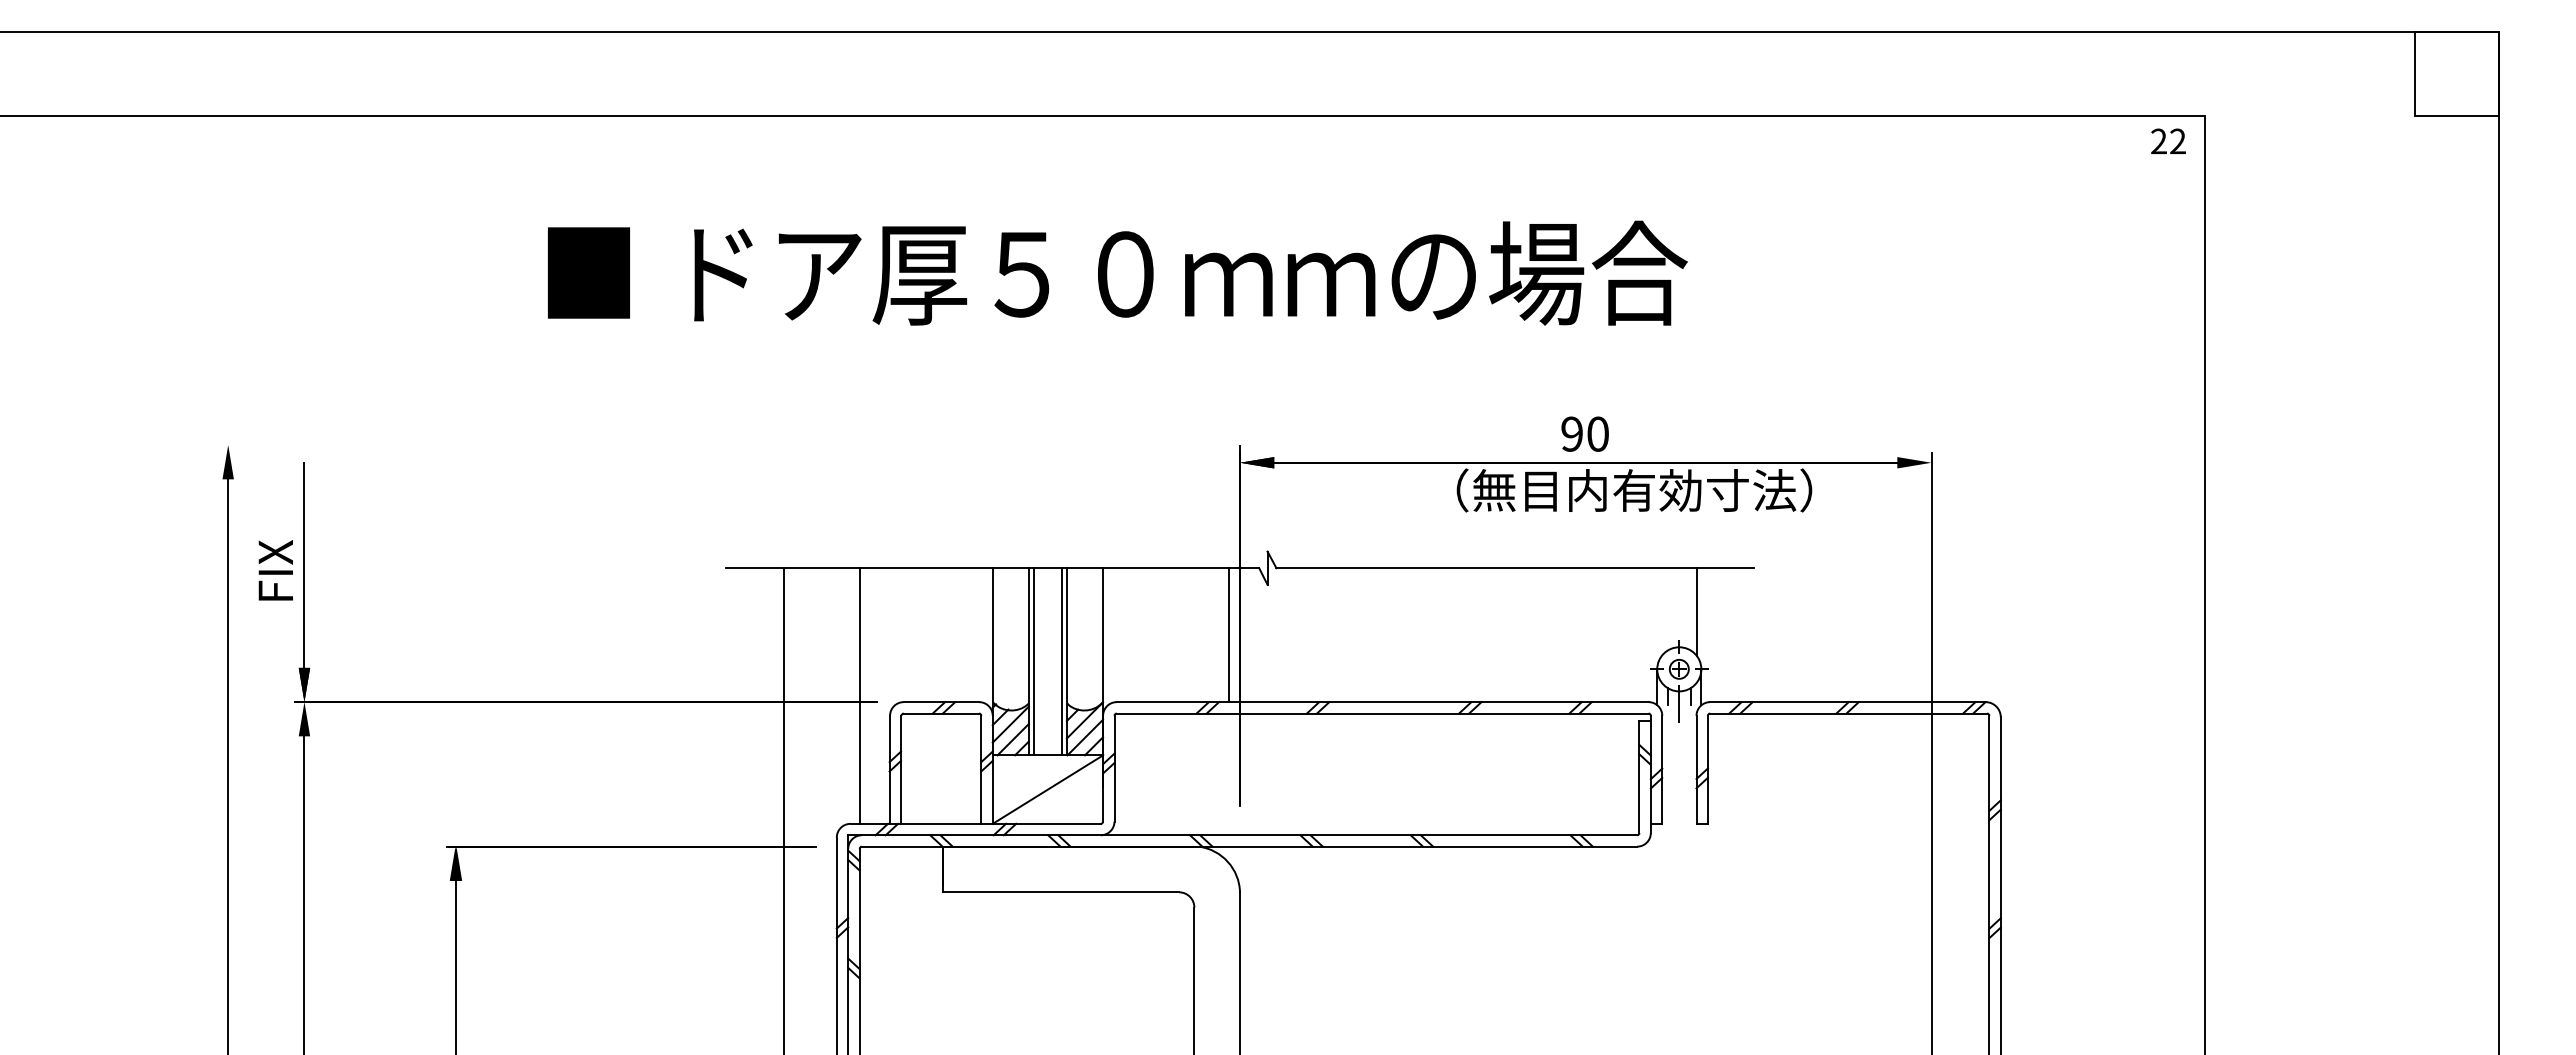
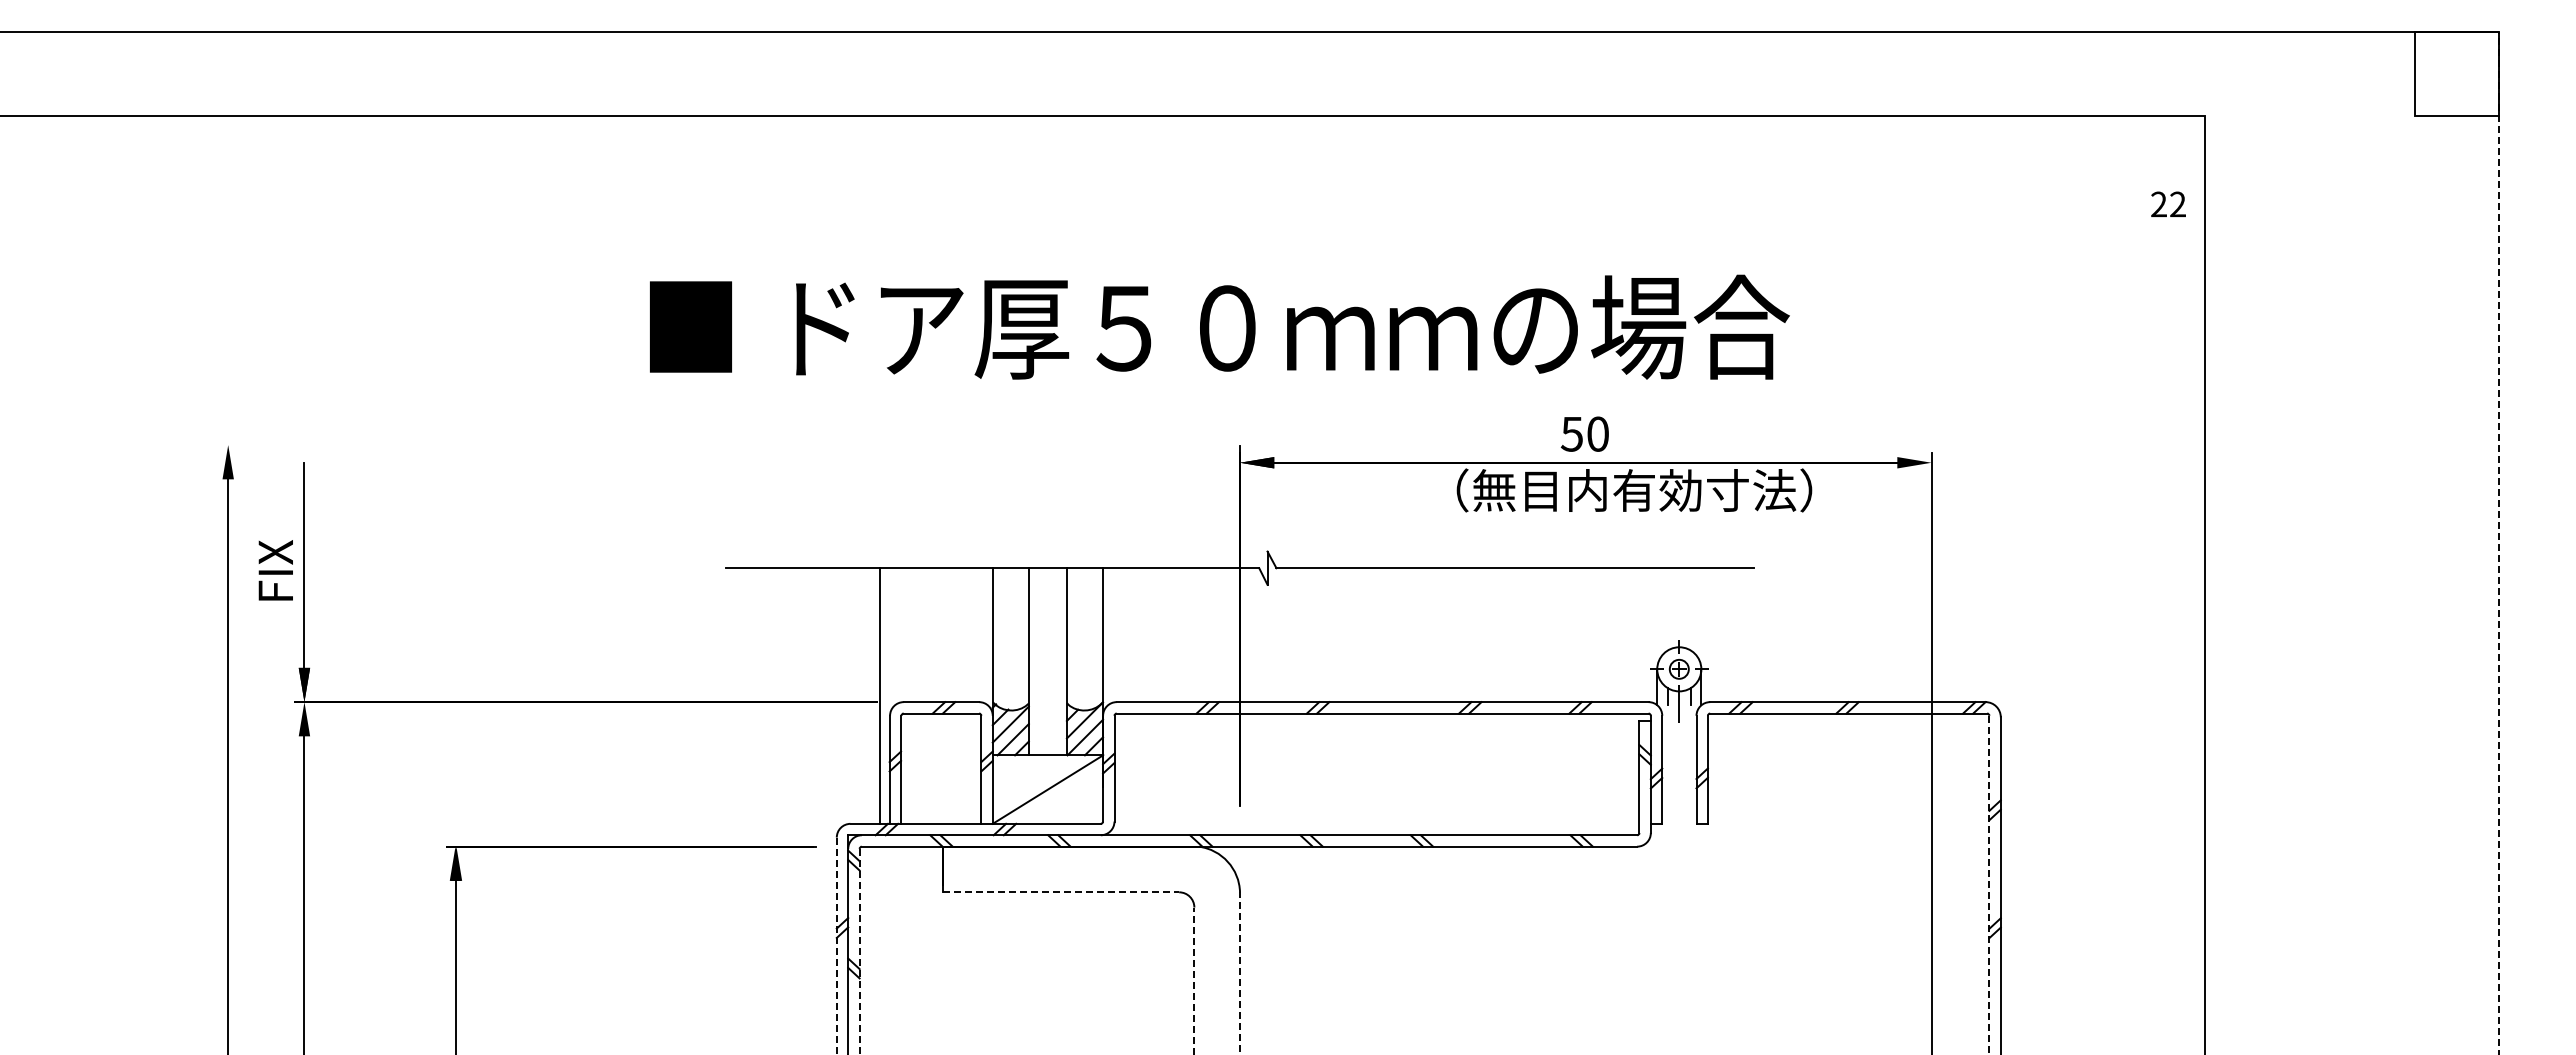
text position: (2168, 140) -> (2168, 203) (2168, 203)
text position: (1117, 272) -> (1219, 326) (1219, 326)
text: 90 -> 50 (1571, 433)
line: solid -> dashed (2498, 542)
line: present -> none (1696, 611)
line: present -> none (1228, 635)
line: present -> none (1034, 661)
line: present -> none (1061, 661)
line position: (859, 695) -> (879, 695) (879, 695)
line: present -> none (783, 809)
line: solid -> dashed (1989, 885)
line: solid -> dashed (1061, 892)
line: solid -> dashed (836, 946)
line: solid -> dashed (859, 951)
line: solid -> dashed (1240, 973)
line: solid -> dashed (1194, 980)
